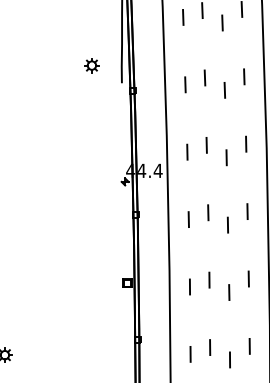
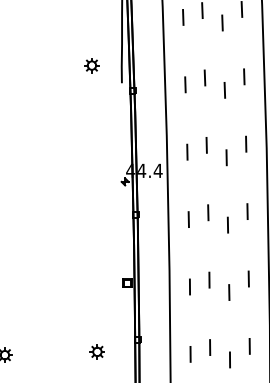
part: none -> present (96, 351)
